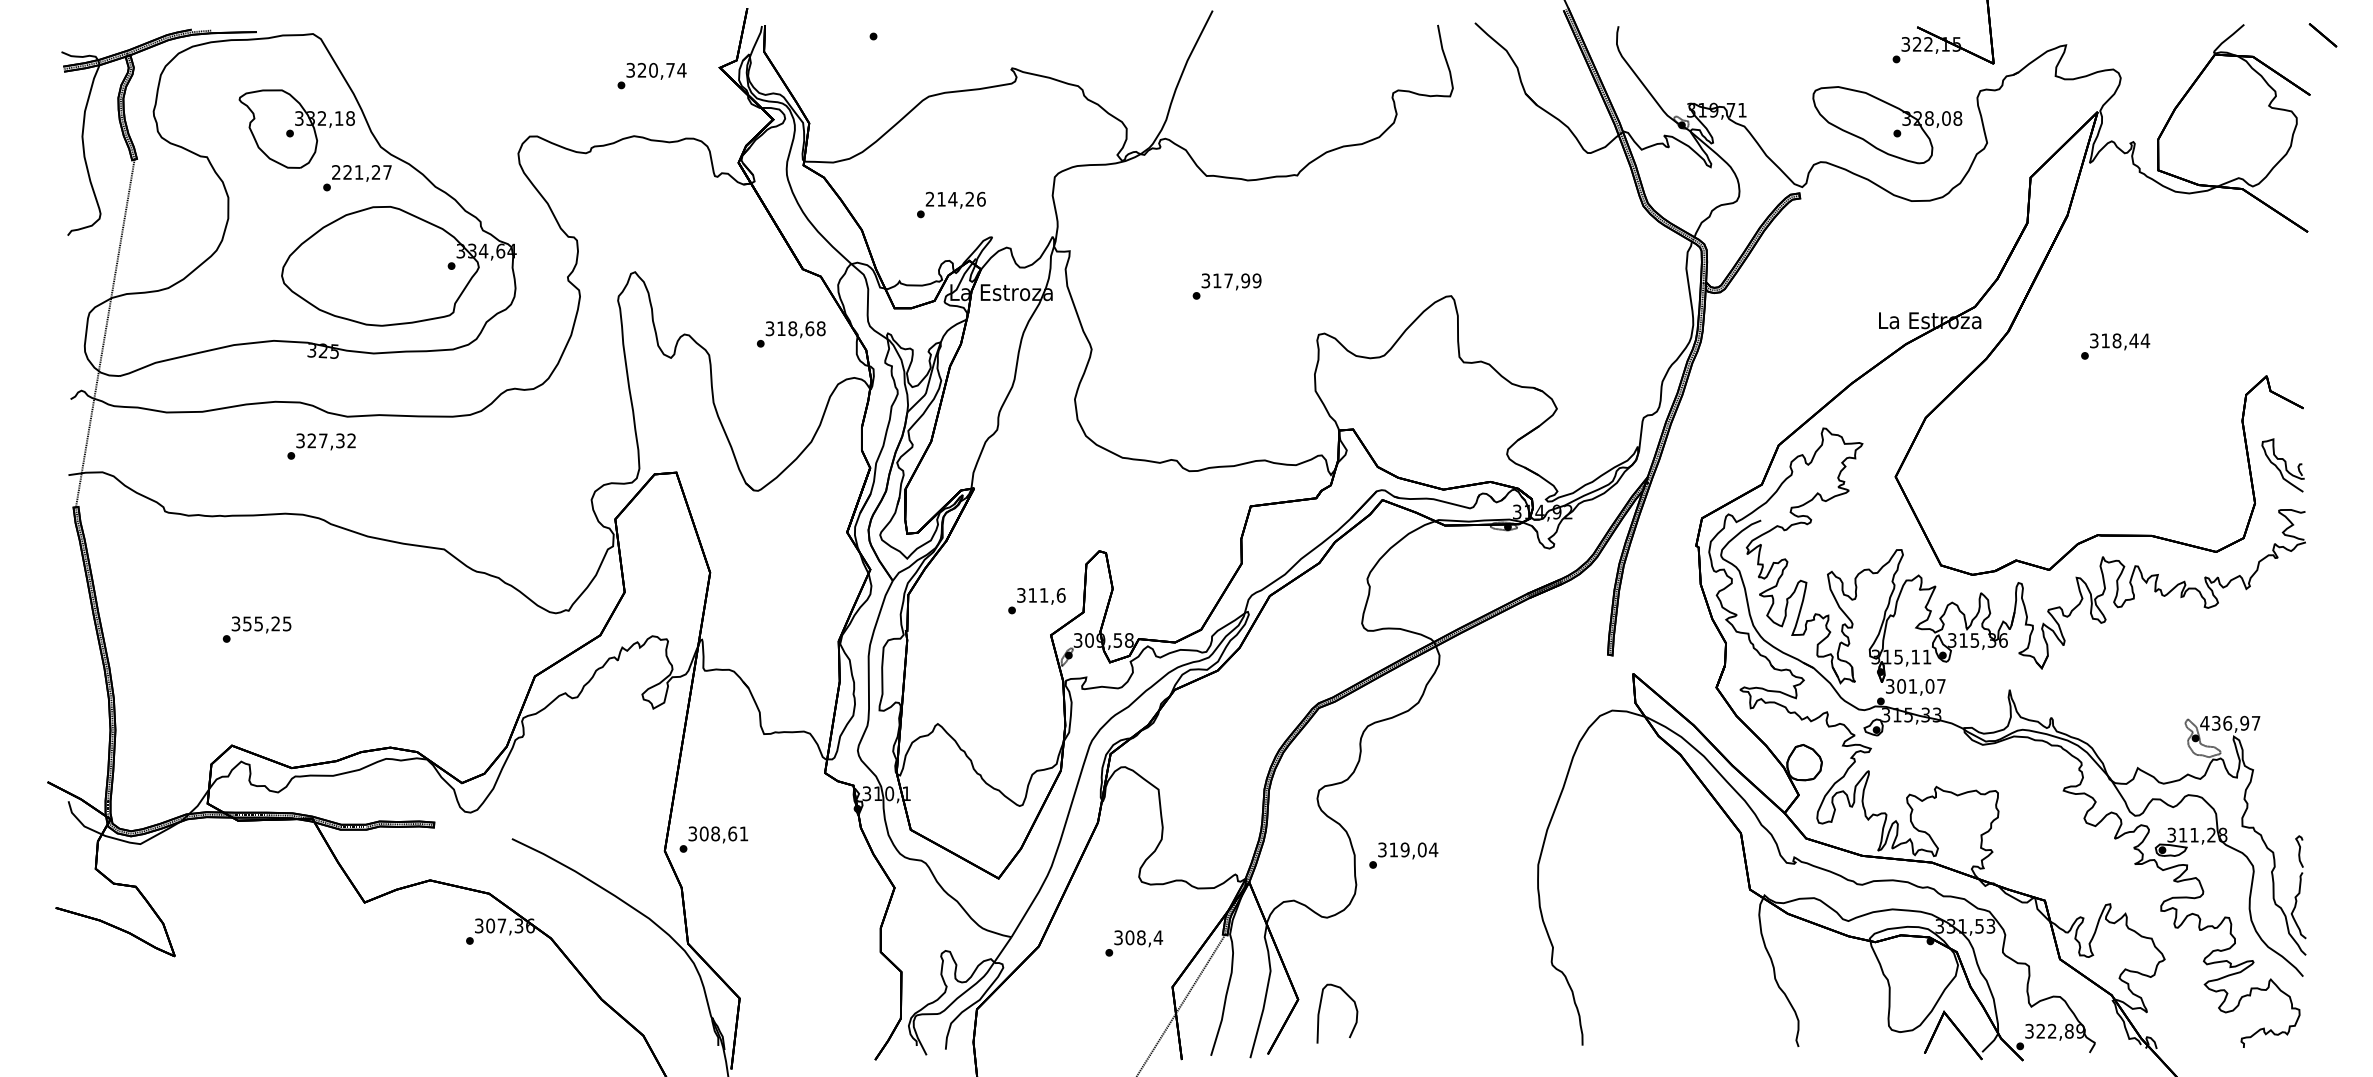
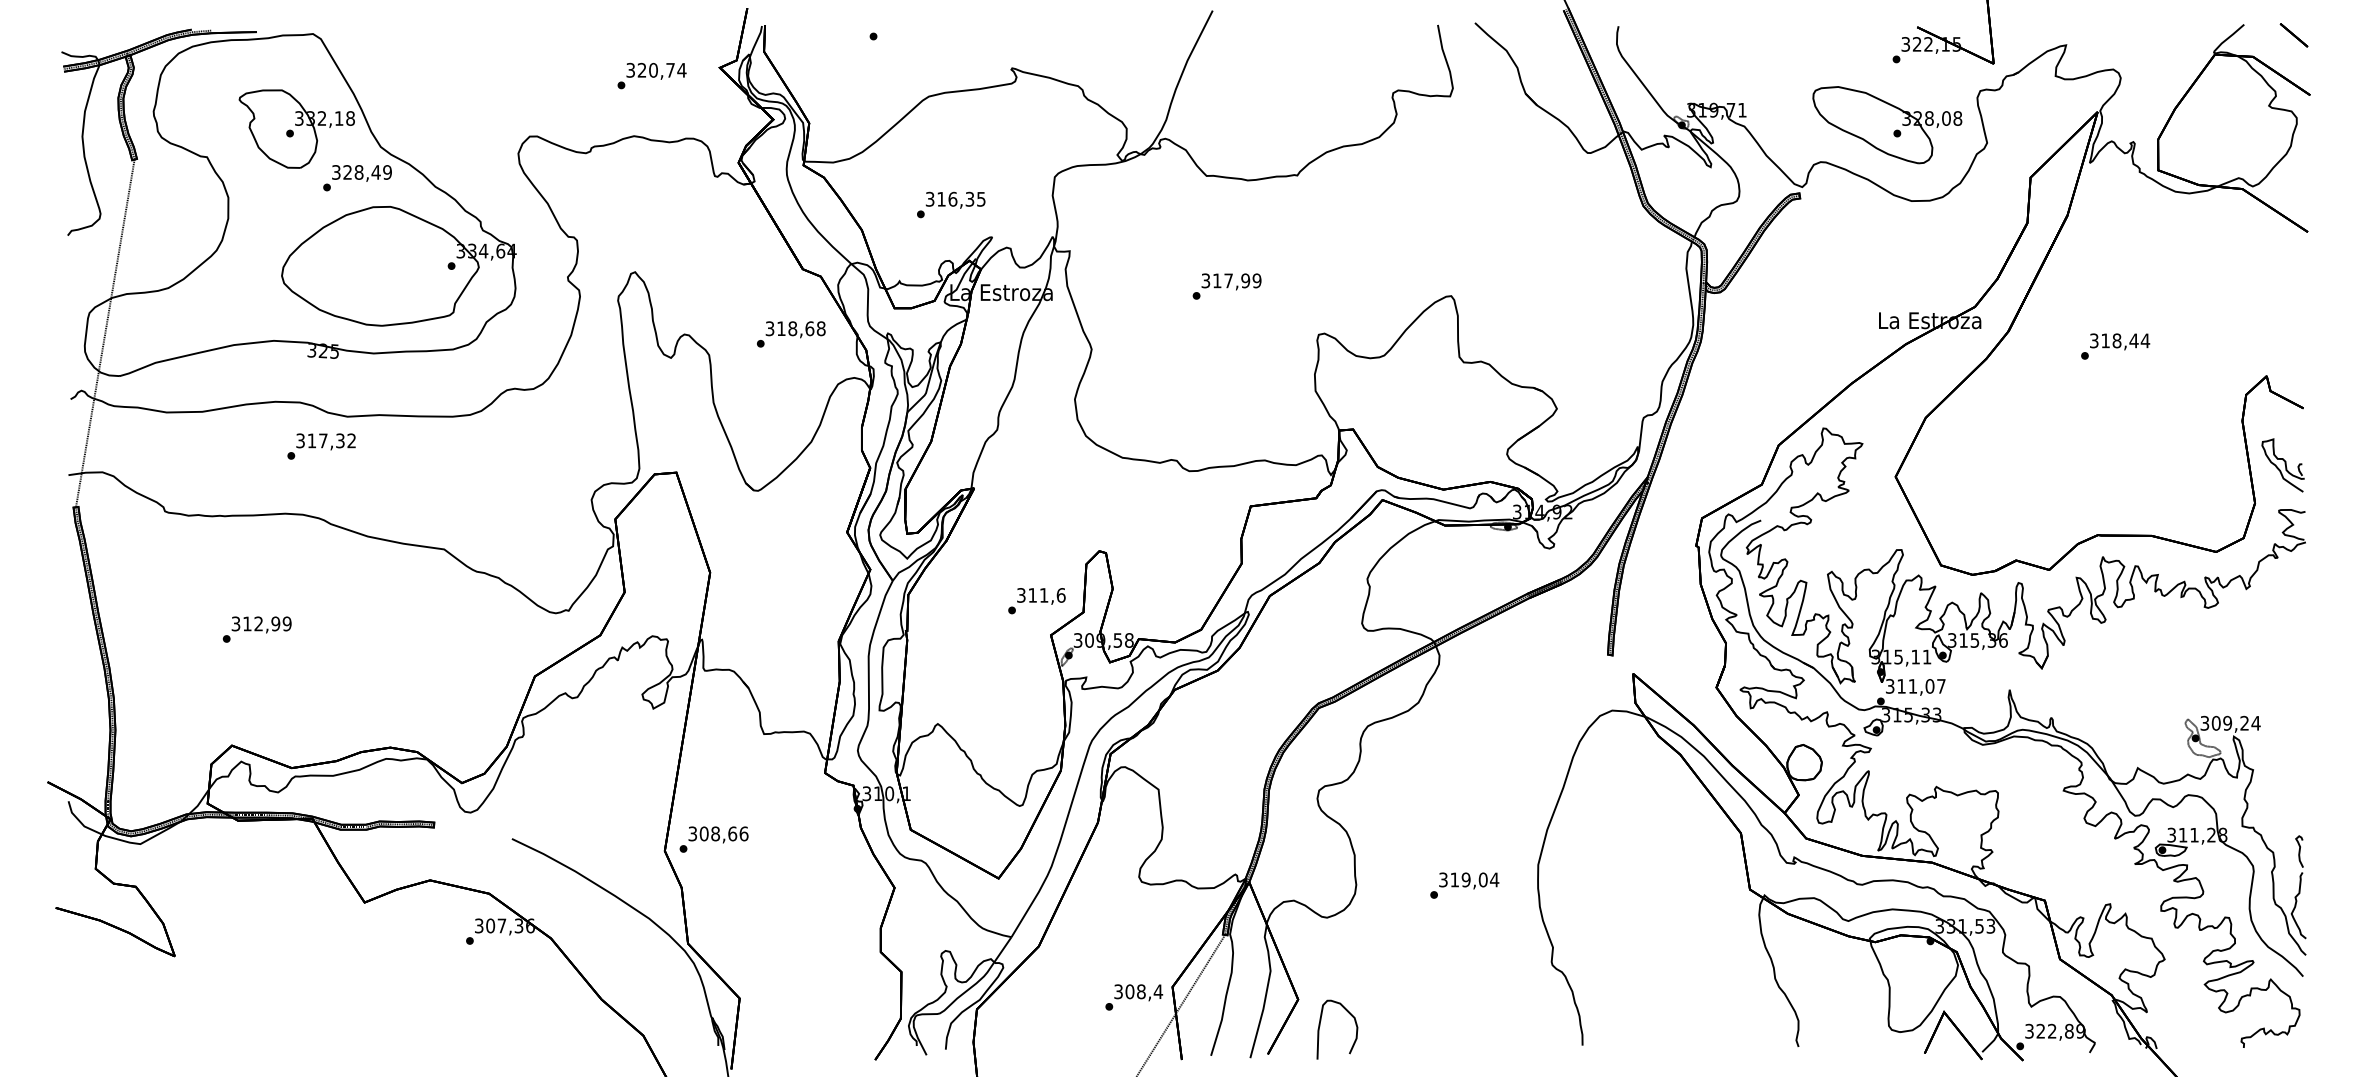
line position: (2322, 35) -> (2293, 35) (2293, 35)
text: 221,27 -> 328,49 (361, 172)
text: 214,26 -> 316,35 (955, 198)
text: 327,32 -> 317,32 (311, 440)
text: 355,25 -> 312,99 (267, 623)
text: 301,07 -> 311,07 (1901, 686)
text: 436,97 -> 309,24 (2230, 722)
text: 308,61 -> 308,66 (743, 833)
text position: (1403, 855) -> (1464, 885) (1464, 885)
text position: (1134, 943) -> (1134, 997) (1134, 997)
curve position: (1320, 1010) -> (1320, 1026) (1320, 1026)
